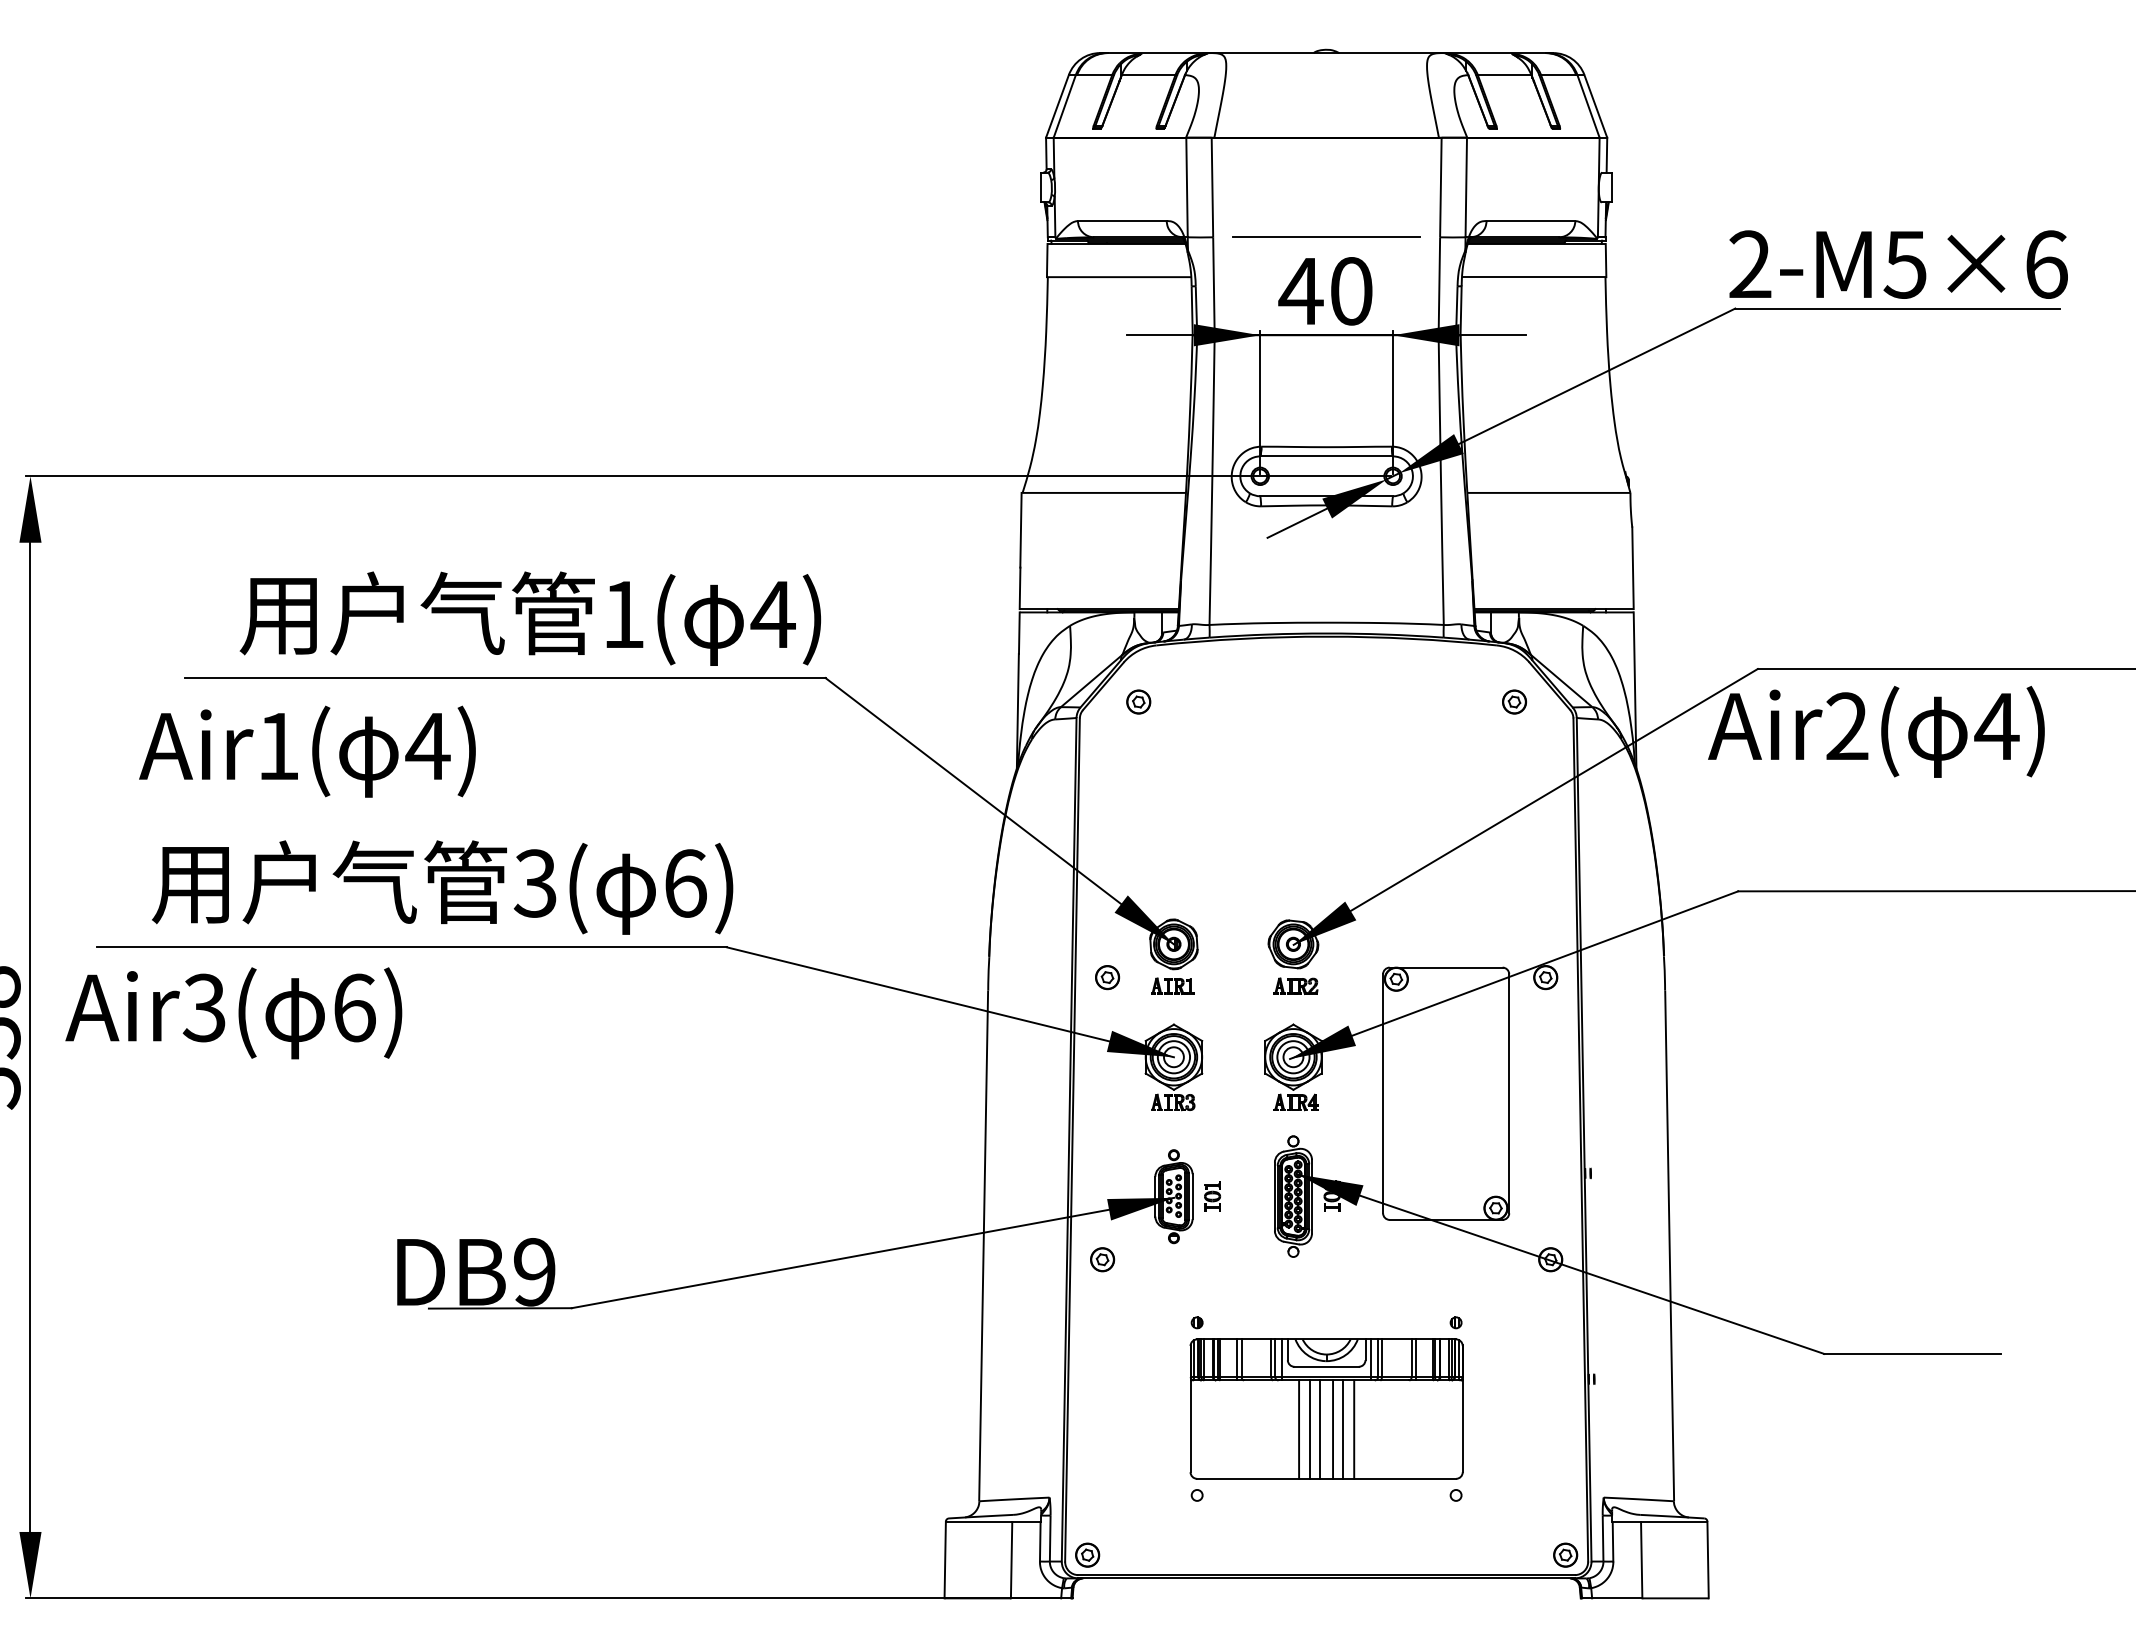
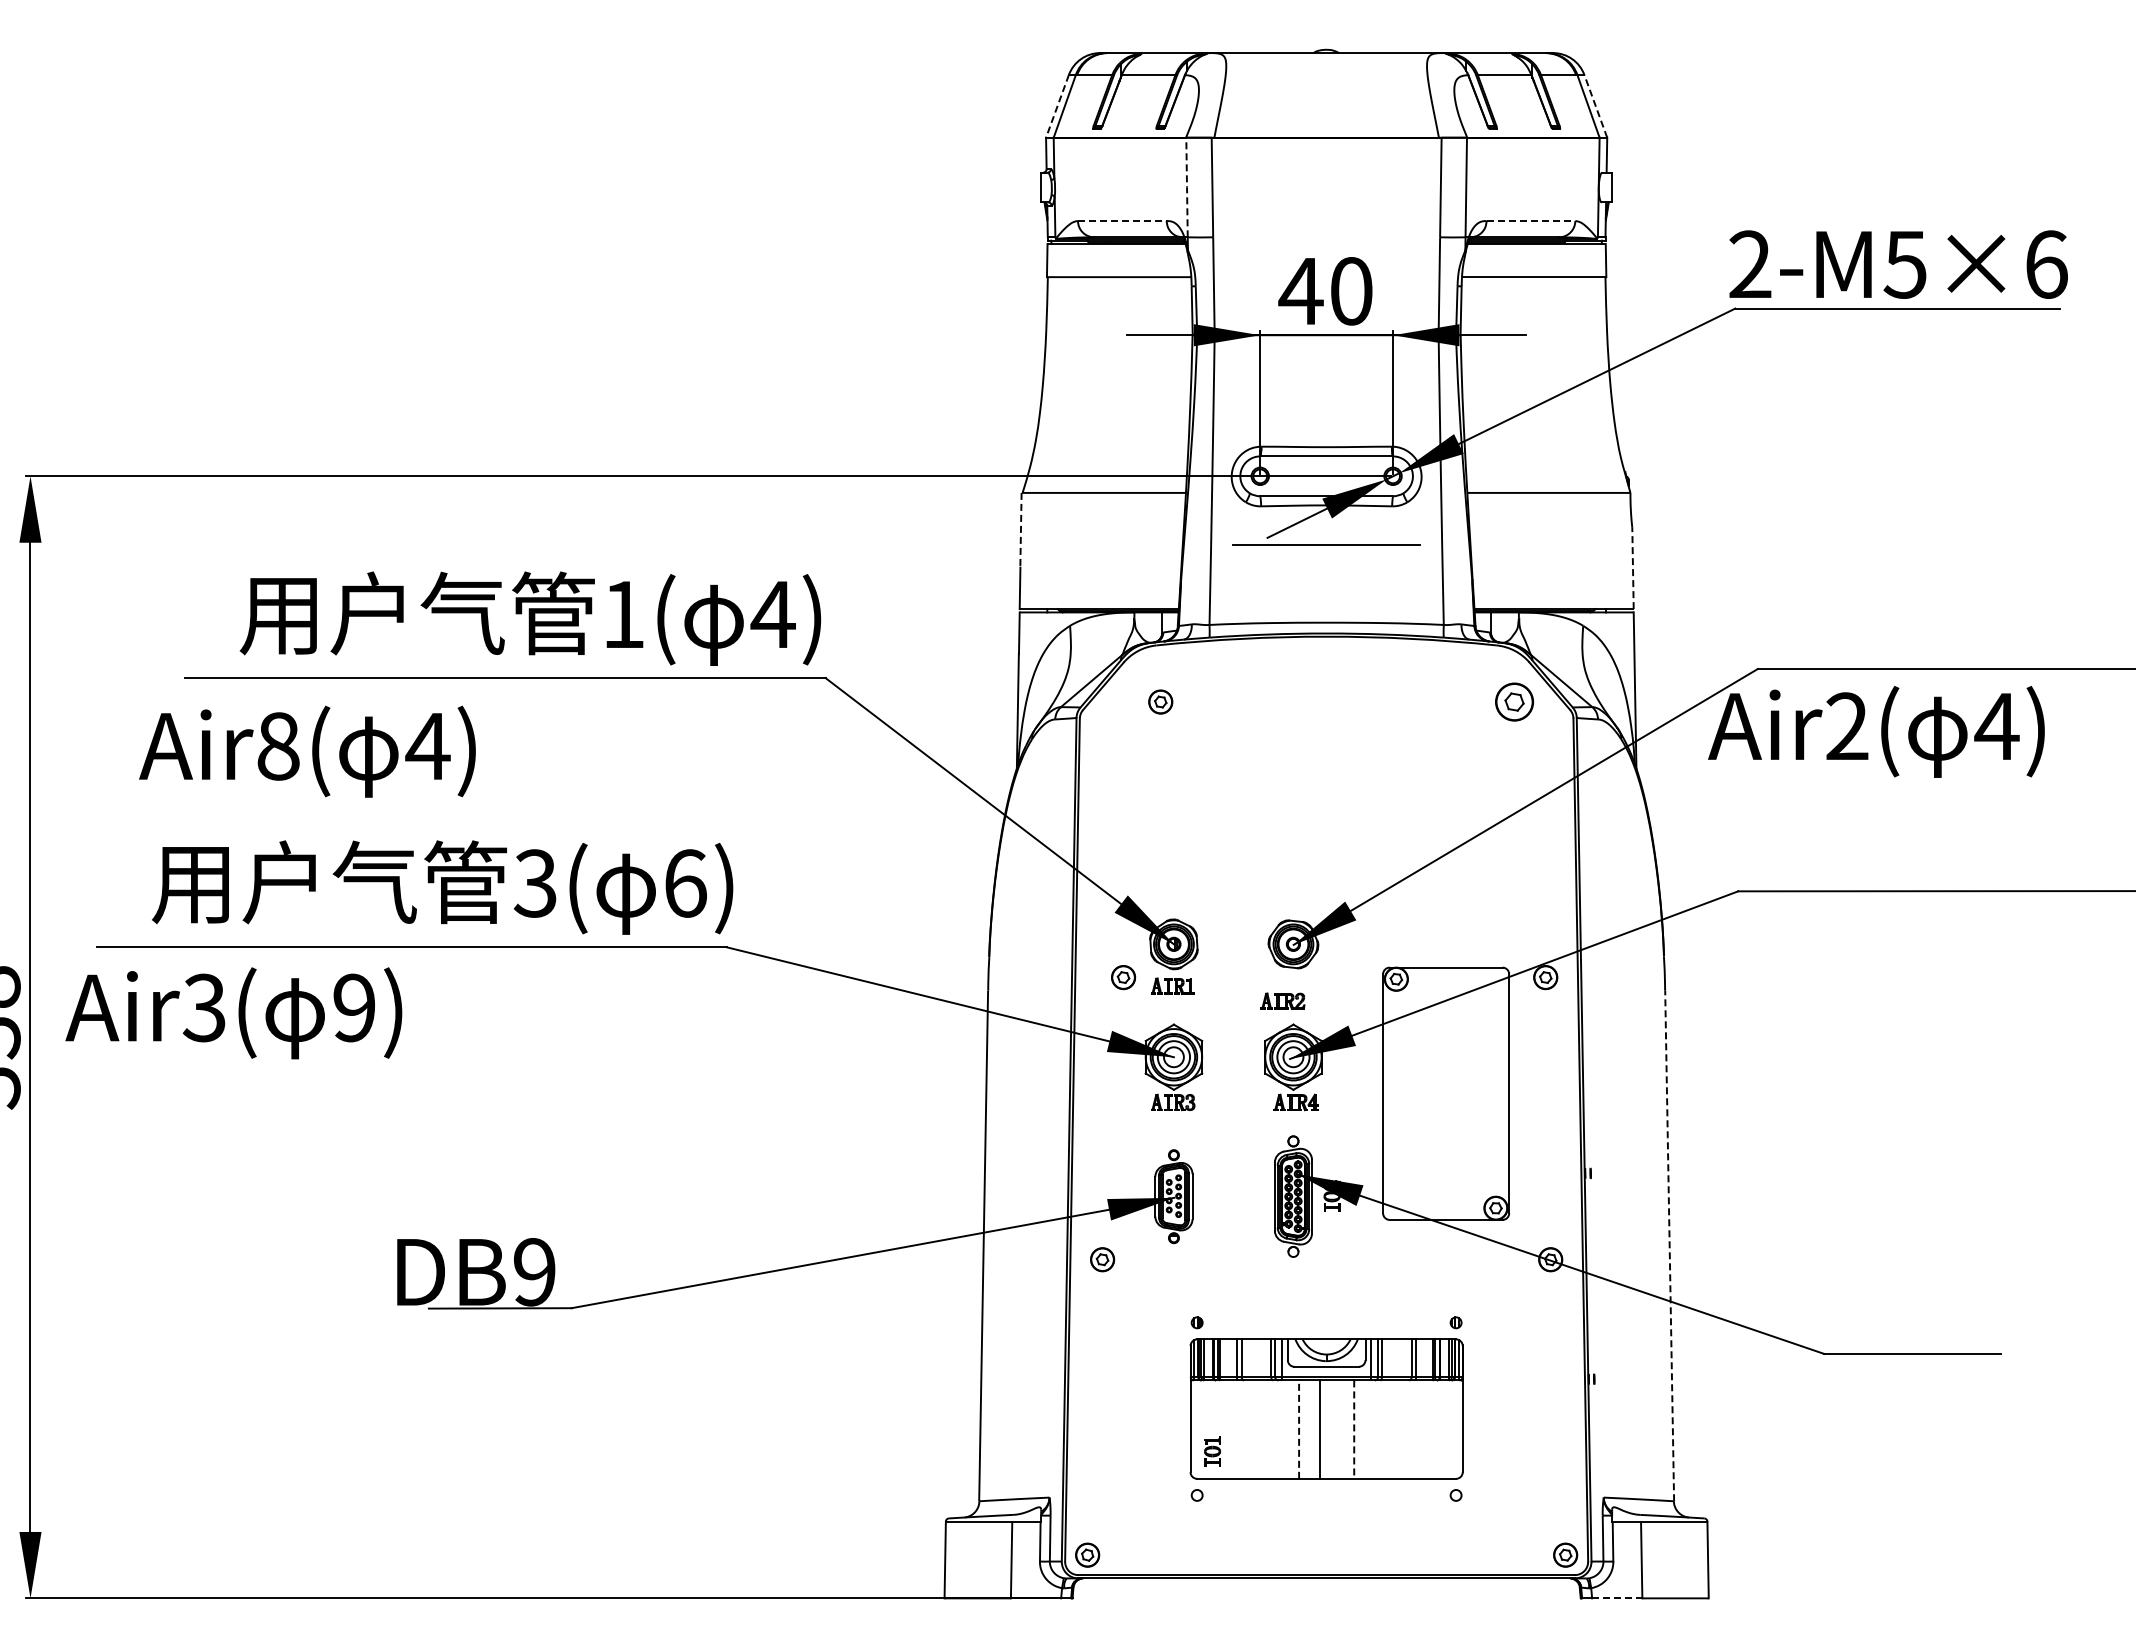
line: solid -> dashed (1595, 105)
line: solid -> dashed (1057, 106)
line: solid -> dashed (1187, 187)
line: solid -> dashed (1122, 221)
line: solid -> dashed (1531, 221)
line position: (1326, 236) -> (1326, 544) (1326, 544)
line: solid -> dashed (1020, 530)
line: solid -> dashed (1633, 568)
part position: (1138, 701) -> (1160, 701) (1160, 701)
part size: 25x26 px -> 39x40 px (1514, 701)
text: Air1( -> Air8( (278, 746)
part position: (1107, 977) -> (1123, 977) (1123, 977)
part position: (1295, 985) -> (1282, 1000) (1282, 1000)
text: 6) -> 9) (354, 1007)
part position: (1212, 1196) -> (1212, 1451) (1212, 1451)
line: solid -> dashed (1669, 1244)
line: solid -> dashed (1299, 1429)
line: present -> none (1310, 1429)
line: present -> none (1333, 1429)
line: present -> none (1343, 1429)
line: solid -> dashed (1354, 1430)
line: solid -> dashed (1617, 1598)
